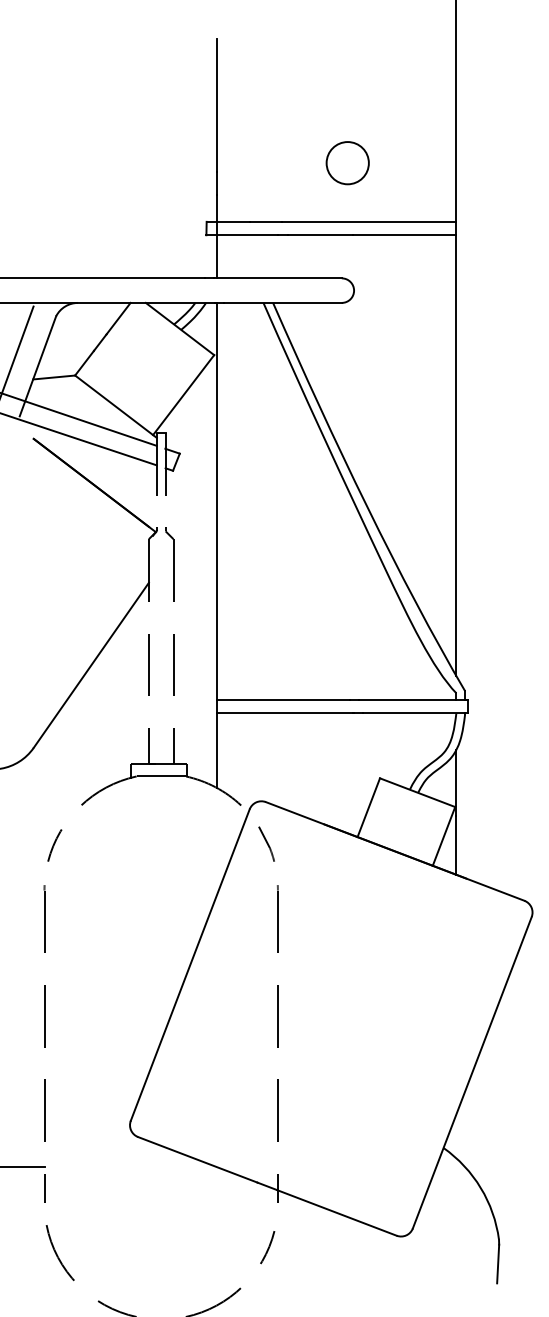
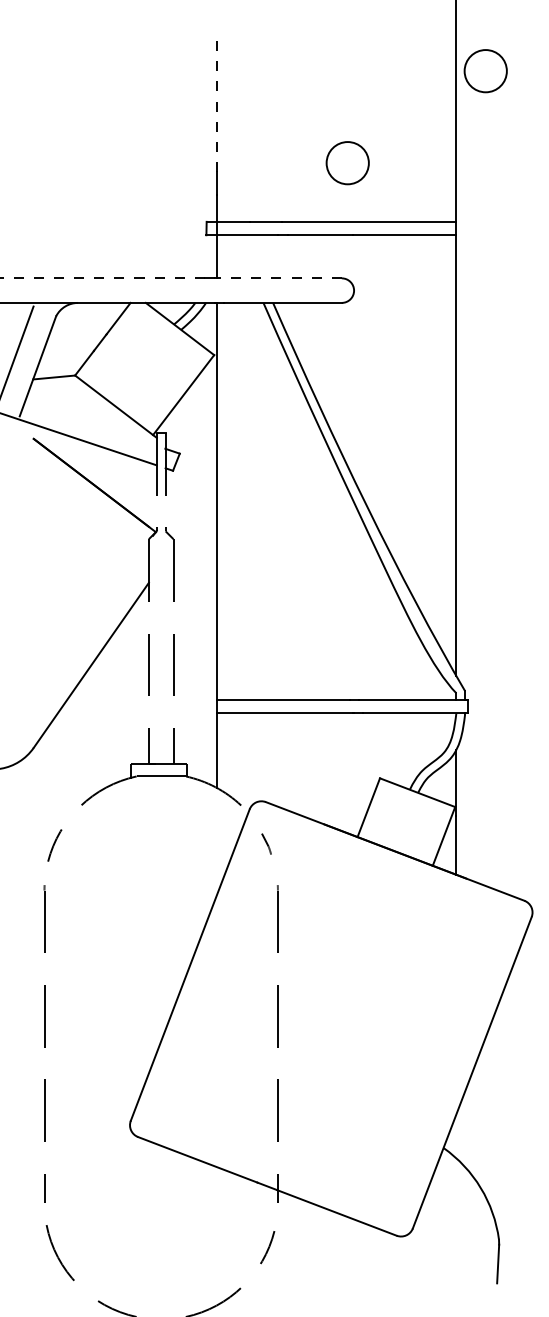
circle: none -> present (485, 71)
line: solid -> dashed (217, 105)
line: solid -> dashed (102, 278)
line: solid -> dashed (278, 278)
line: present -> none (79, 419)
part size: 17x36 px -> 11x22 px (266, 843)
line: present -> none (23, 1166)
